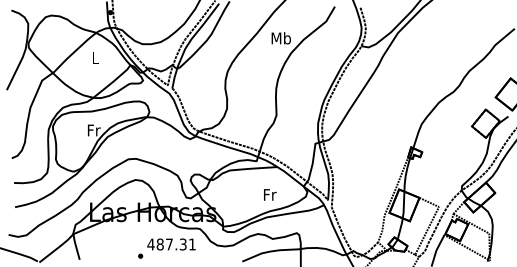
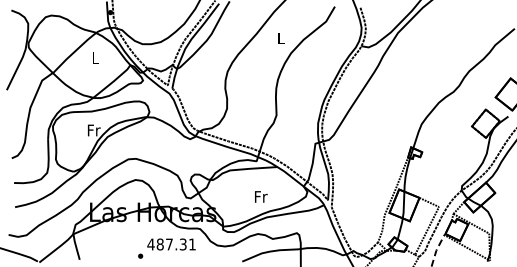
text: Mb -> L (280, 38)
text position: (270, 194) -> (261, 196) (261, 196)
line: solid -> dashed (436, 250)
